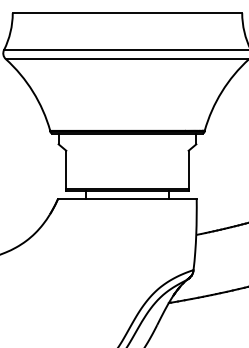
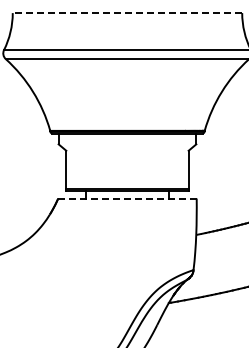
line: solid -> dashed (127, 13)
line: solid -> dashed (127, 198)
